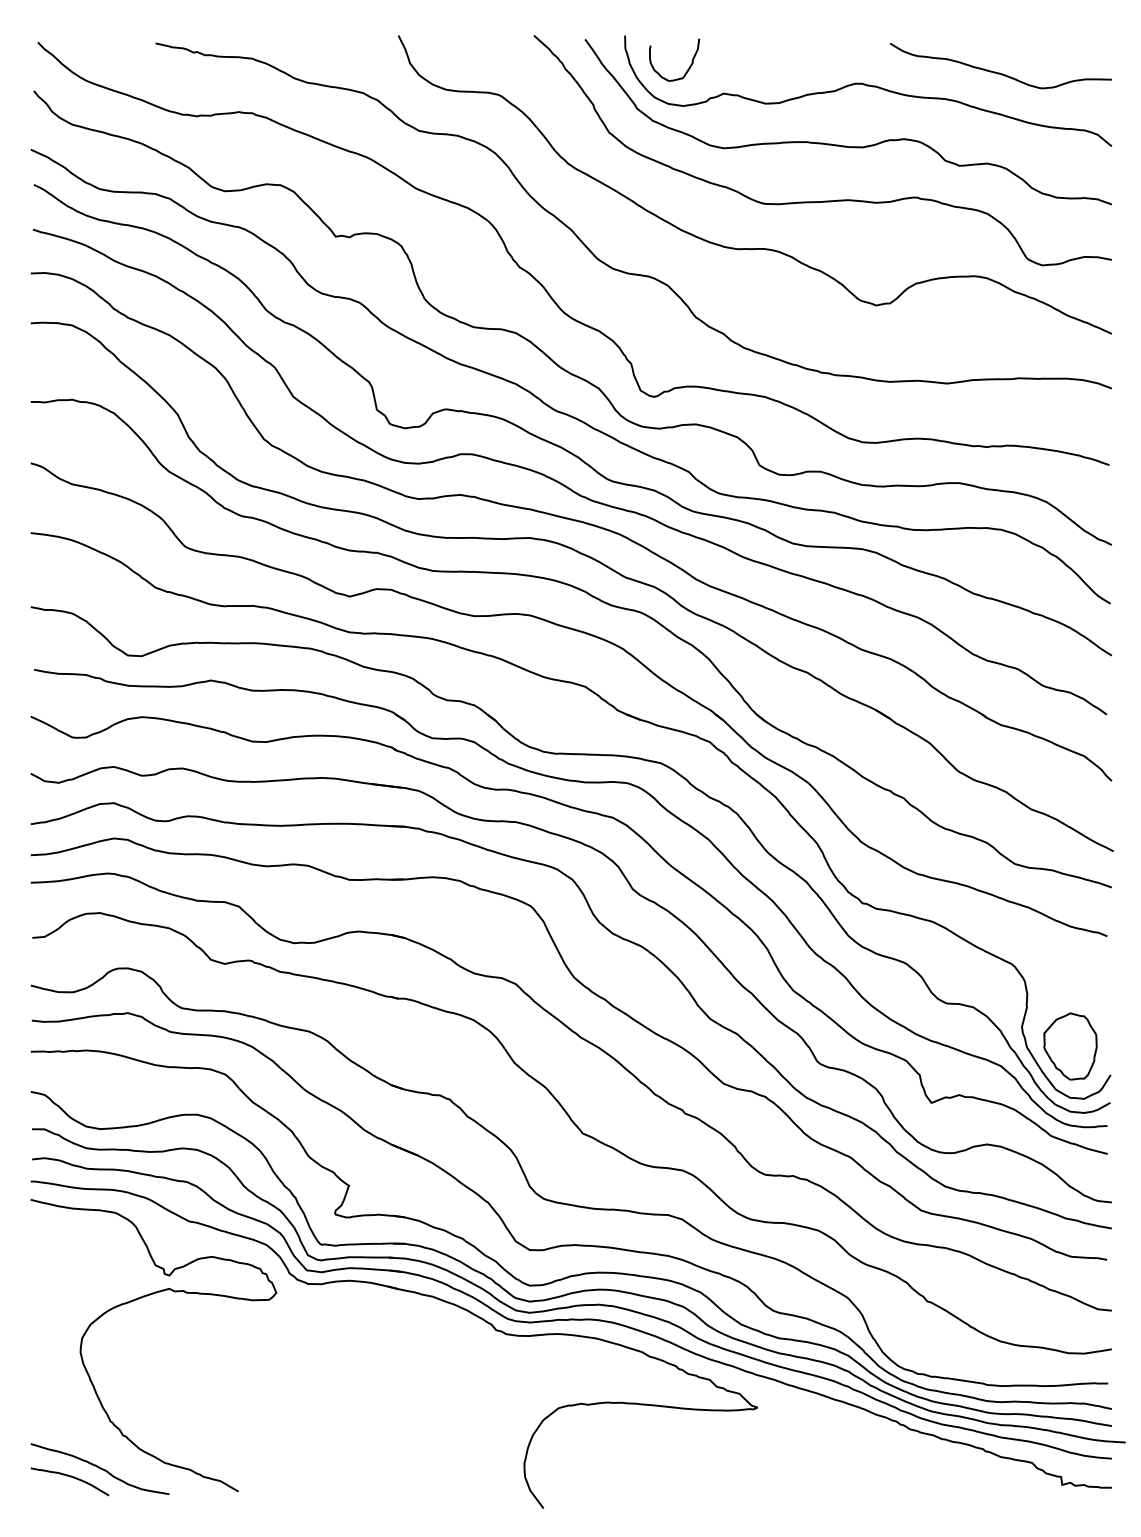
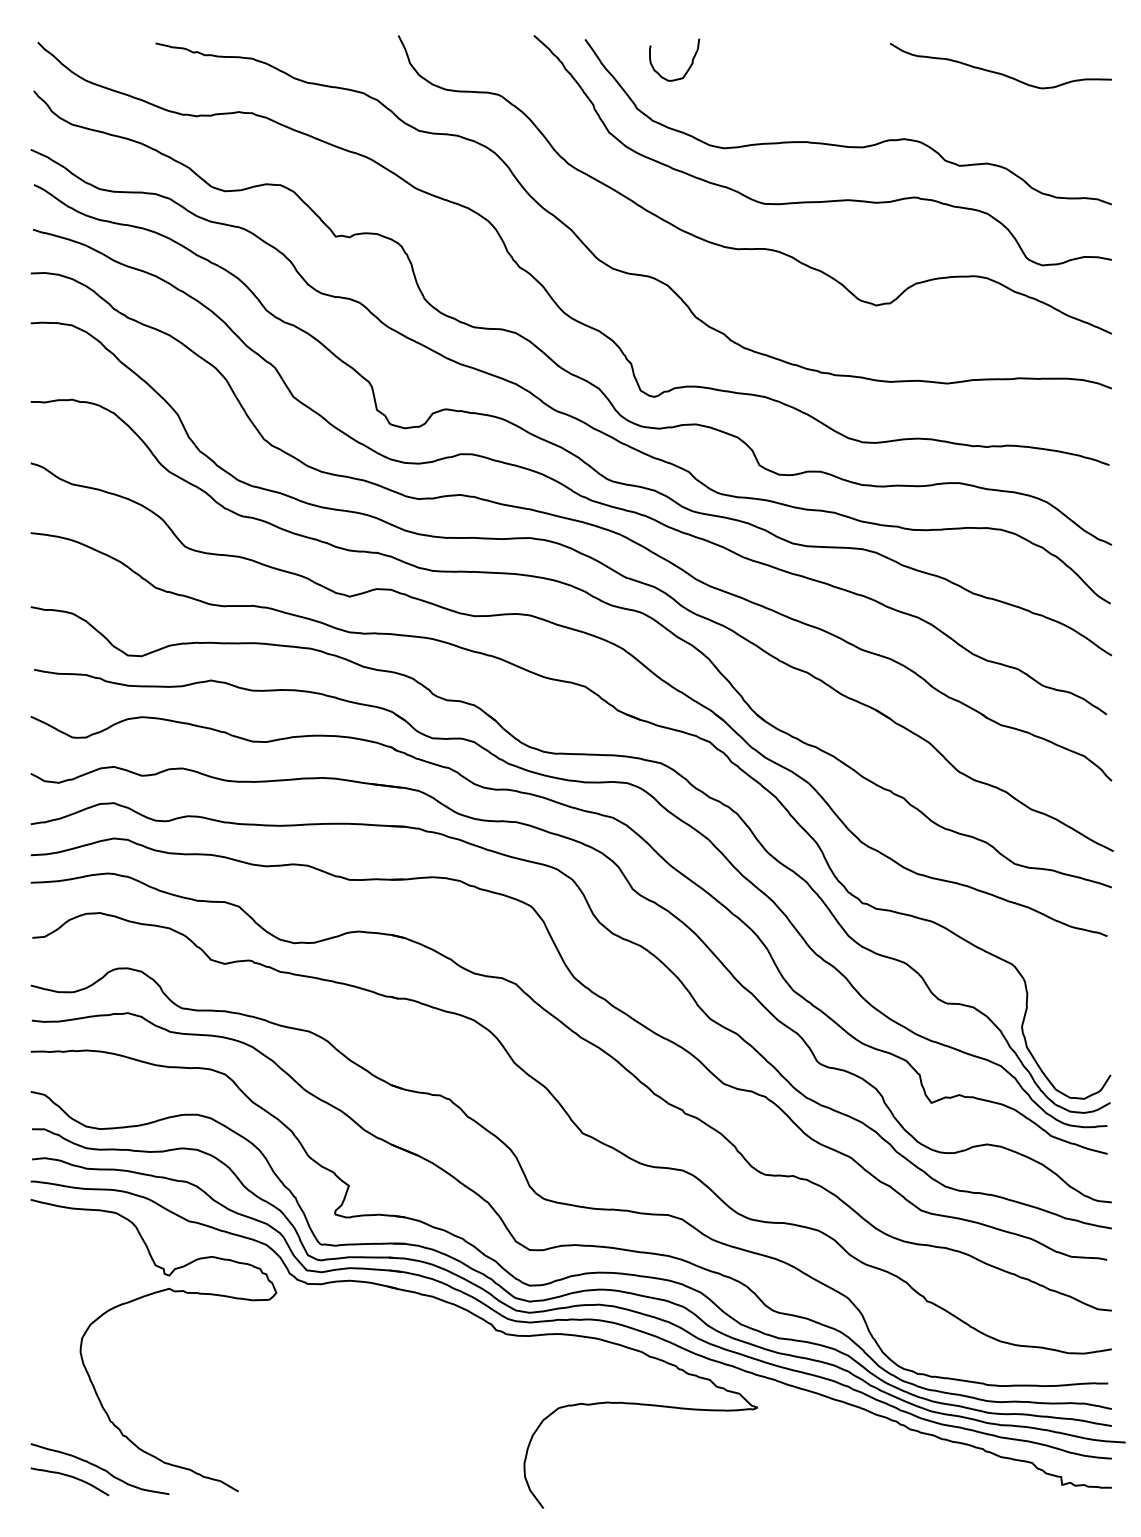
curve: present -> none (868, 86)
part: present -> none (1070, 1046)
